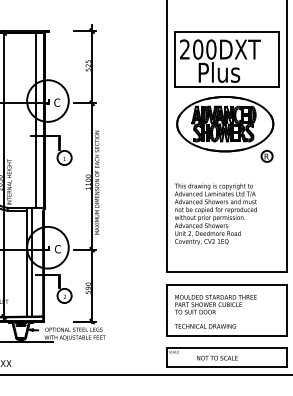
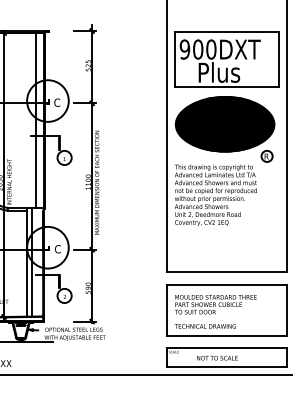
text: 200DXT -> 900DXT (184, 49)
fill: none -> present (224, 124)
text position: (215, 213) -> (215, 194) (215, 194)
